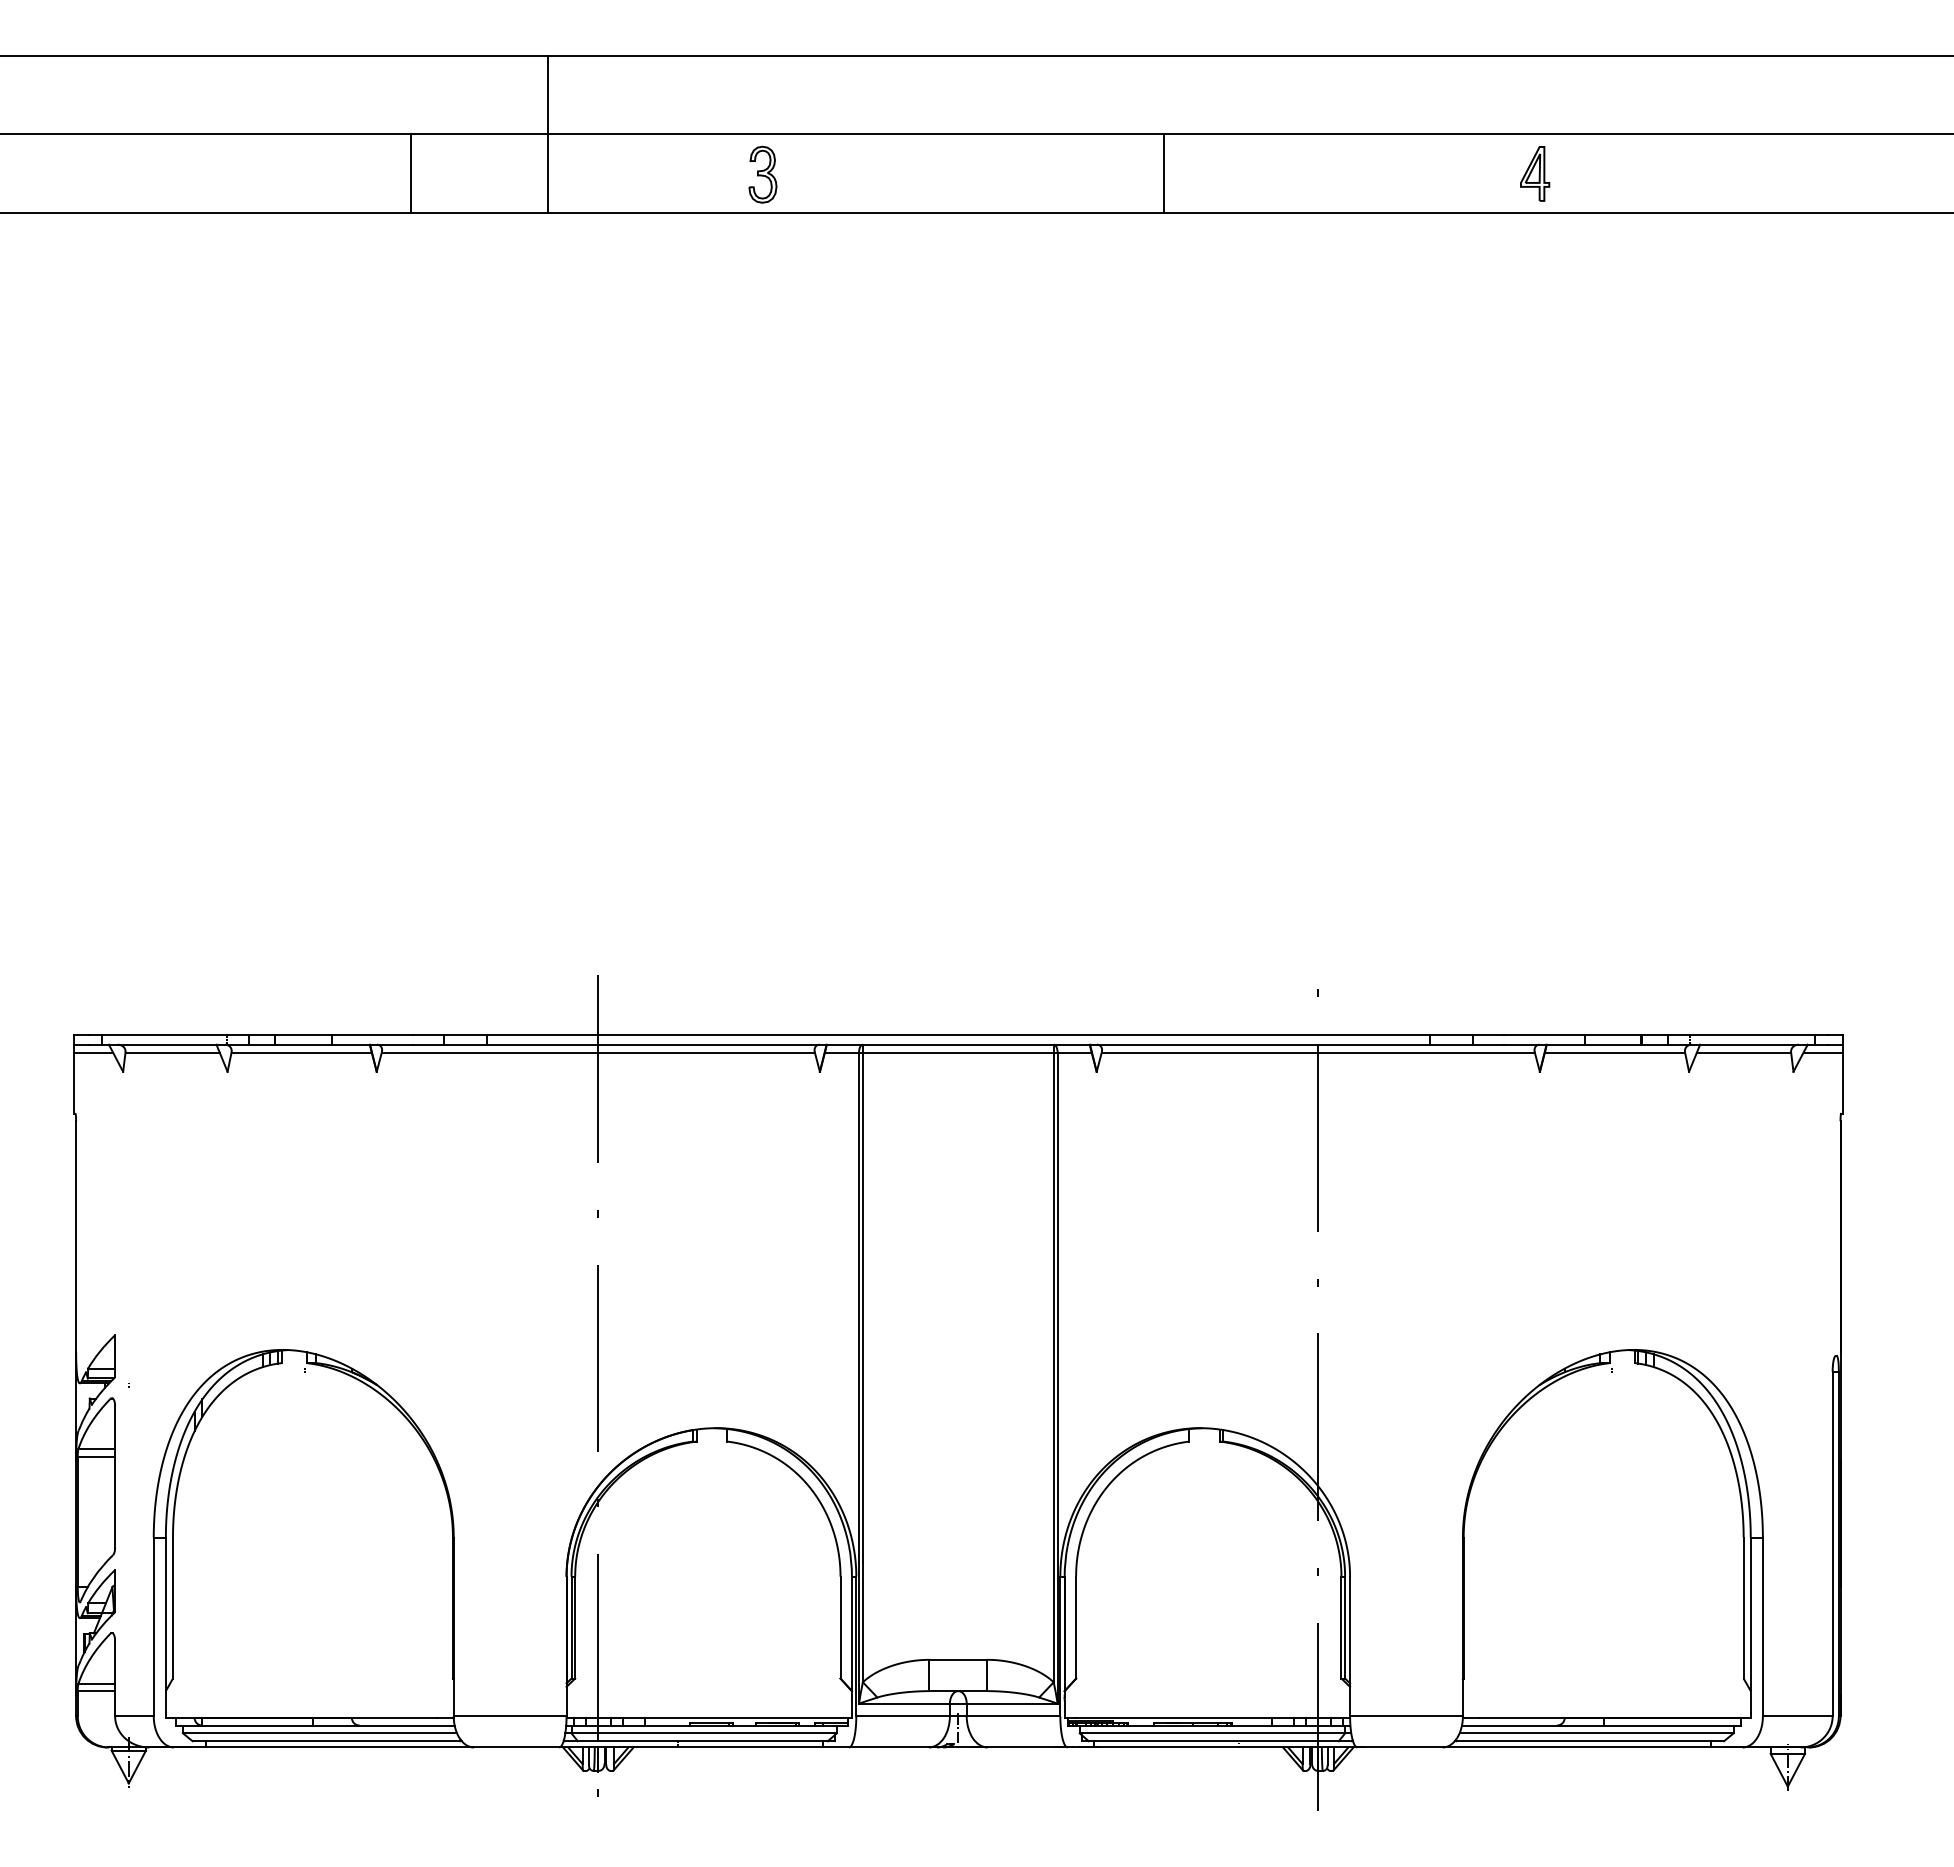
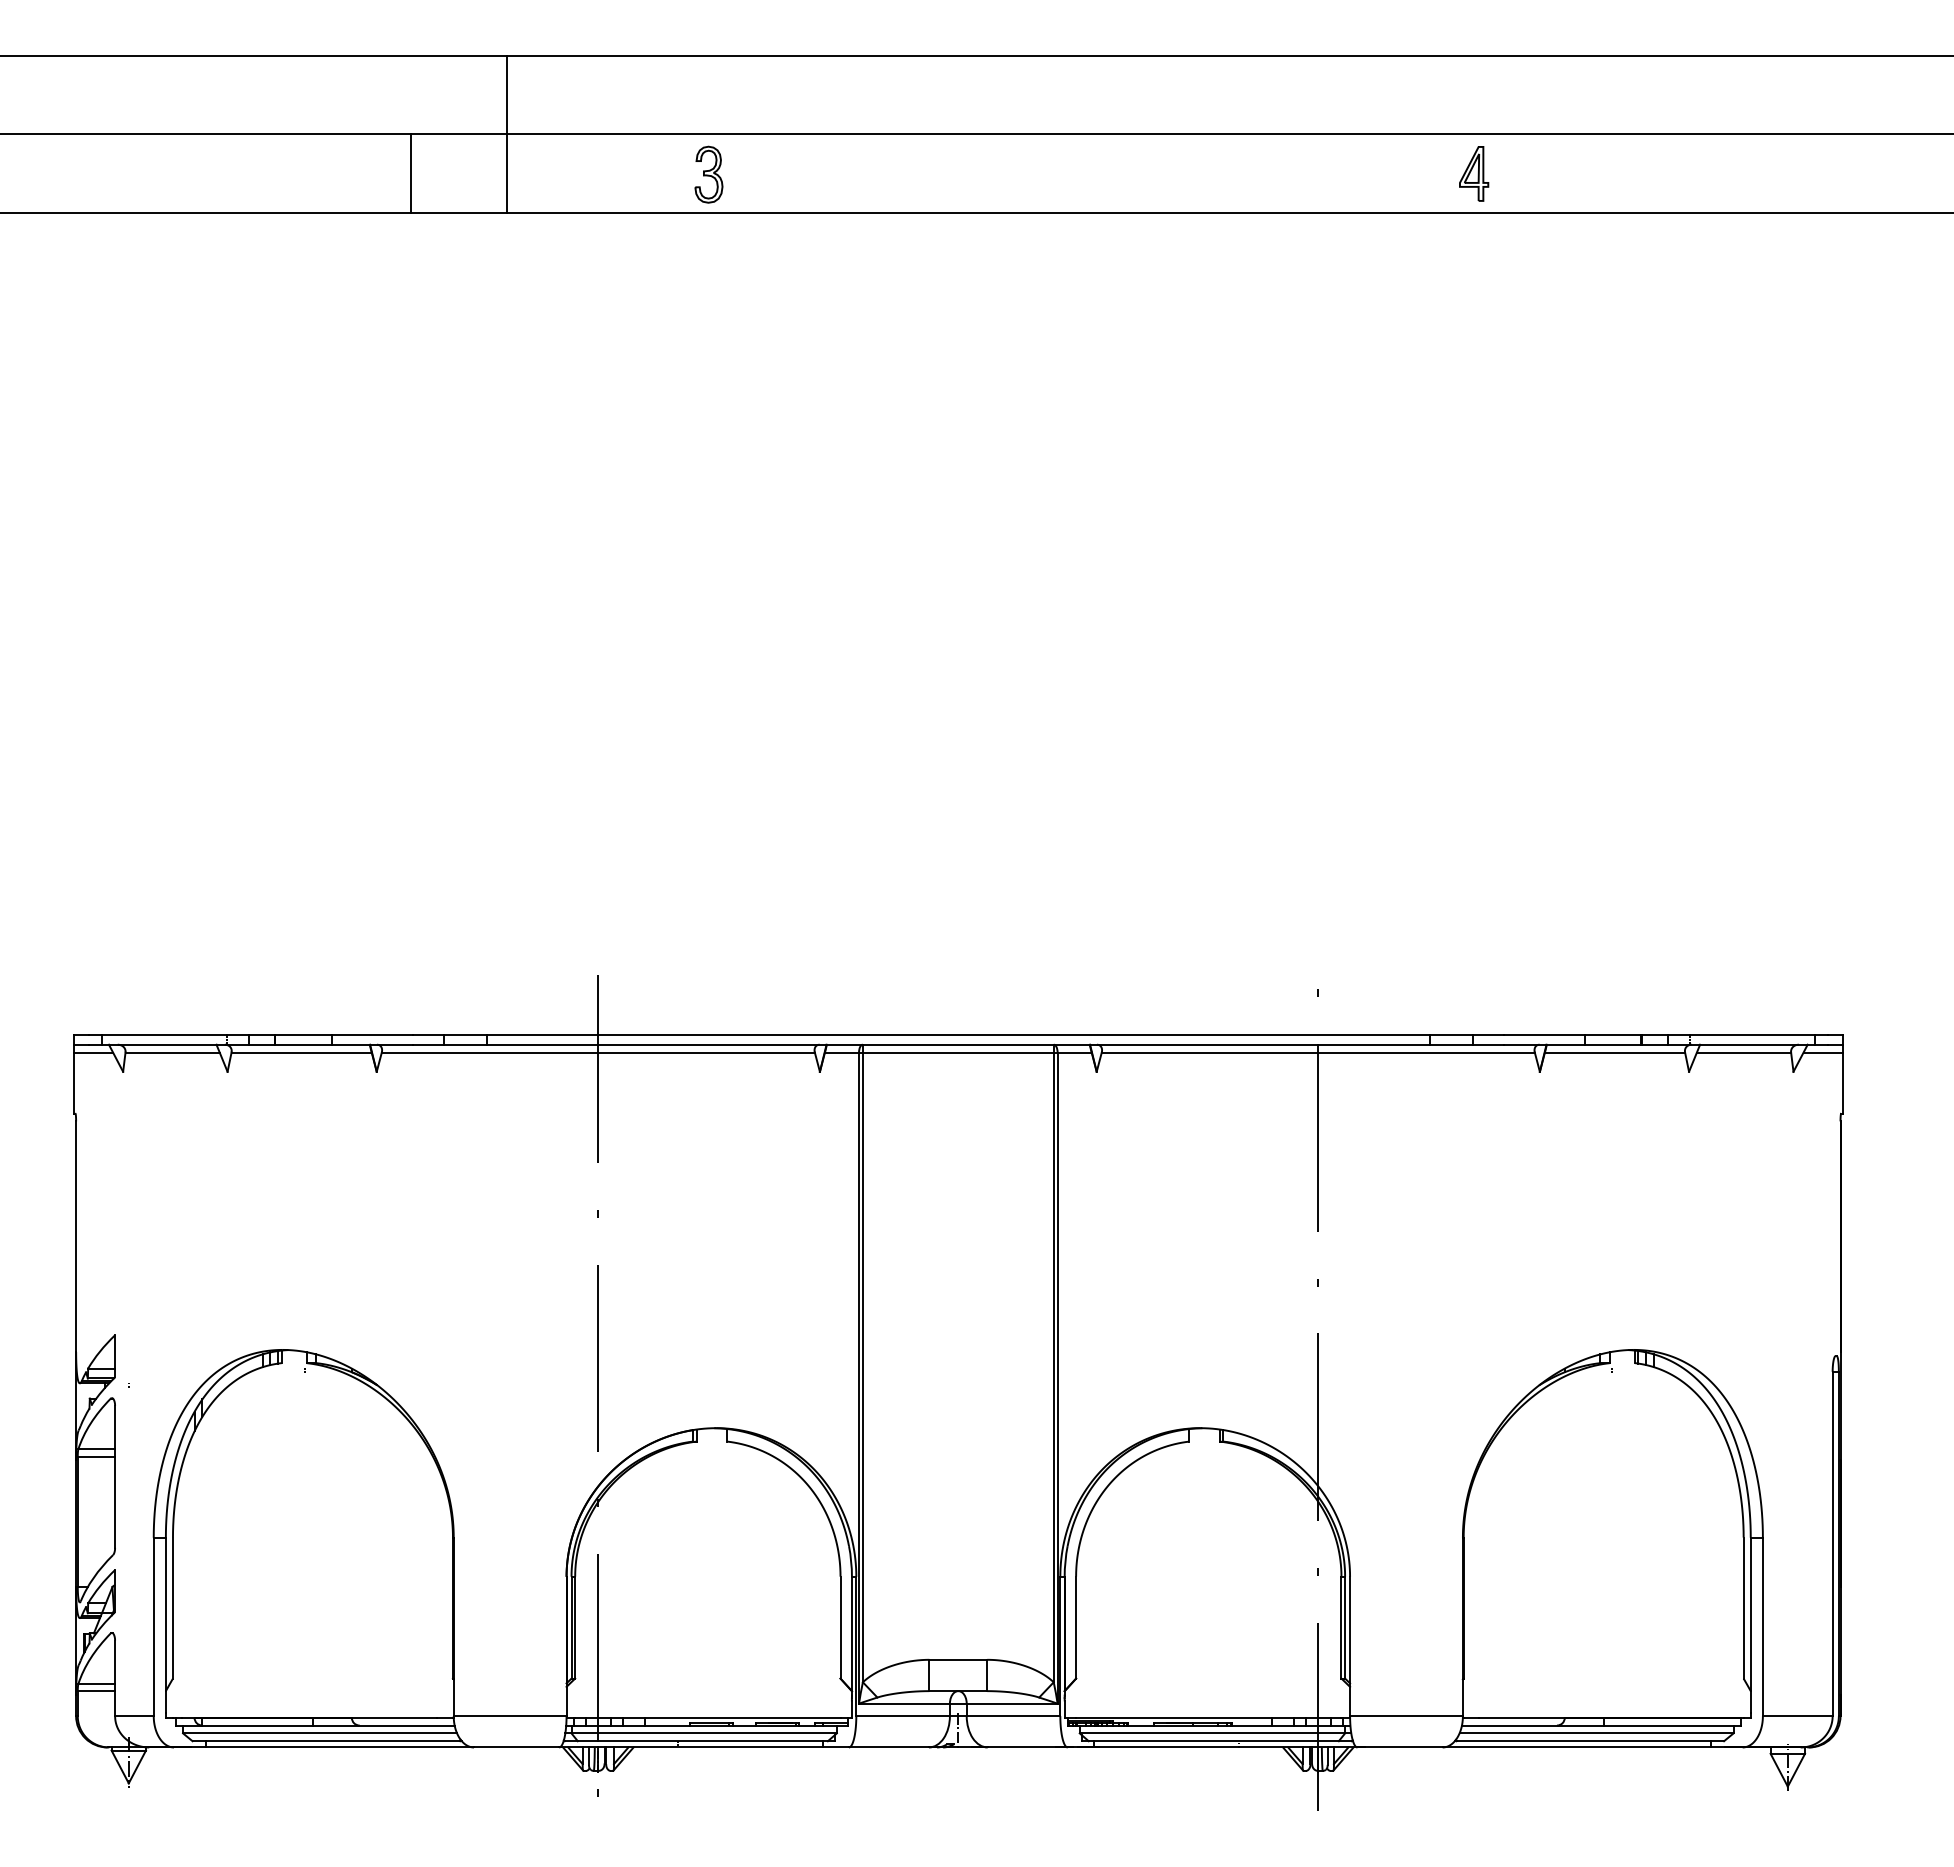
line position: (547, 134) -> (506, 134) (506, 134)
line: present -> none (1164, 173)
part position: (1535, 173) -> (1474, 173) (1474, 173)
part position: (762, 174) -> (708, 174) (708, 174)
